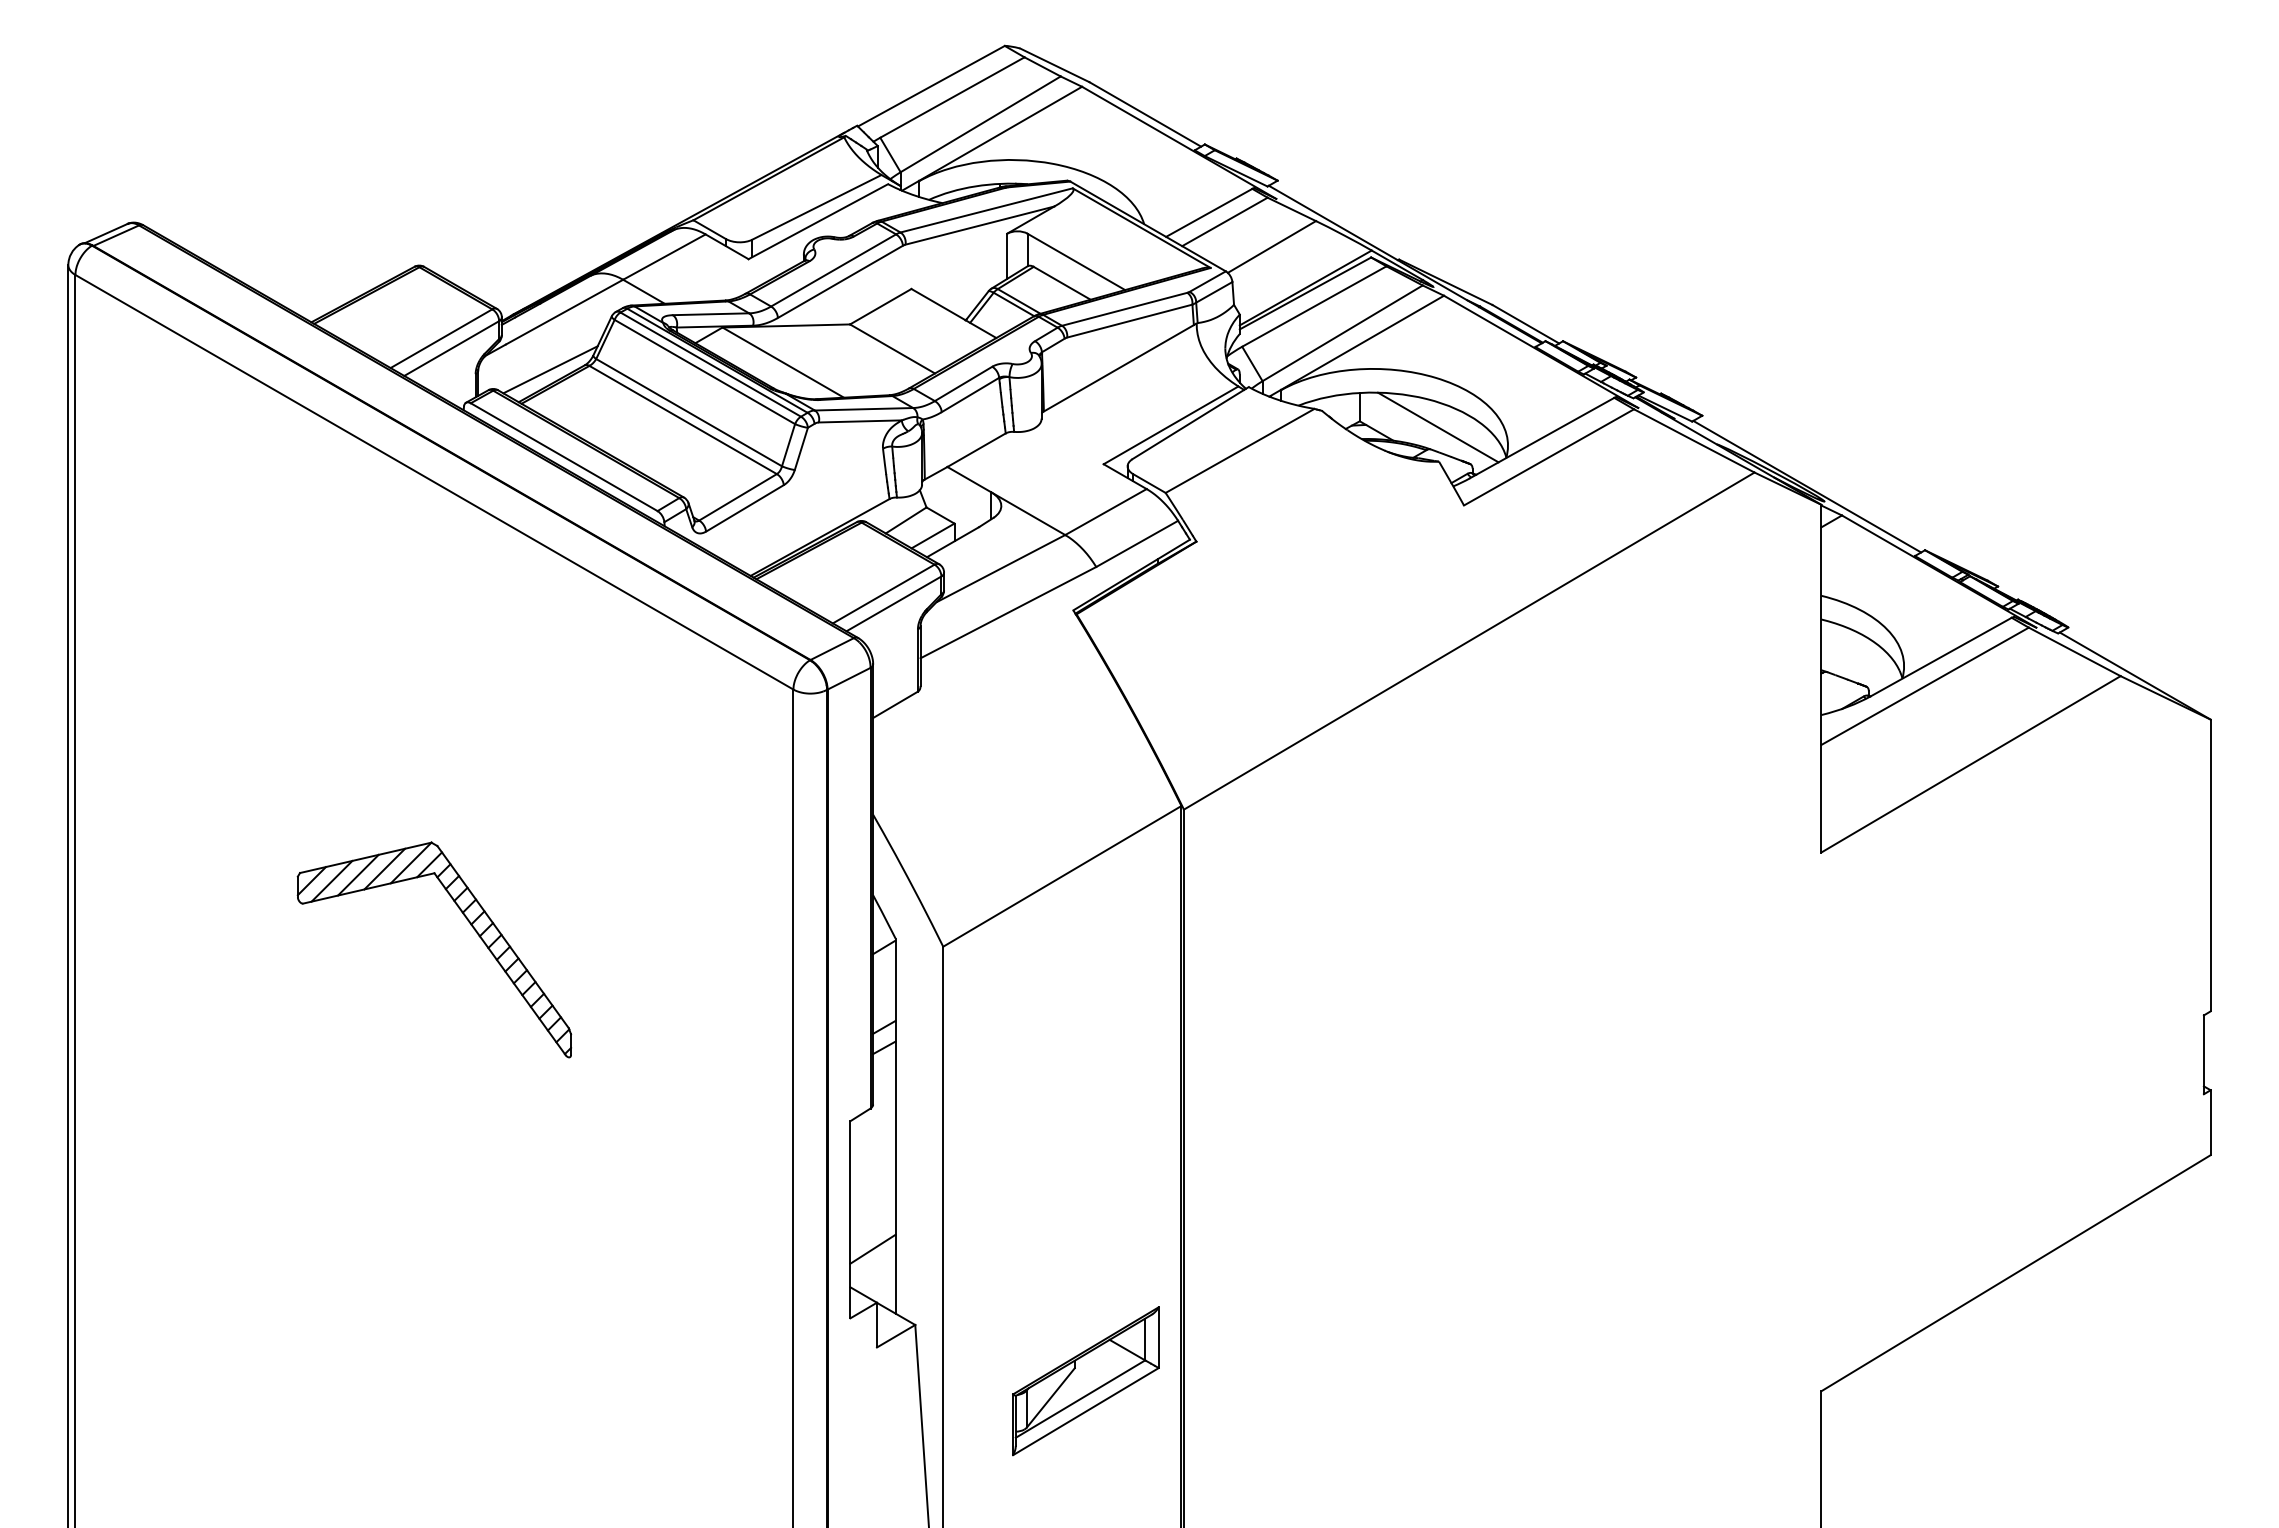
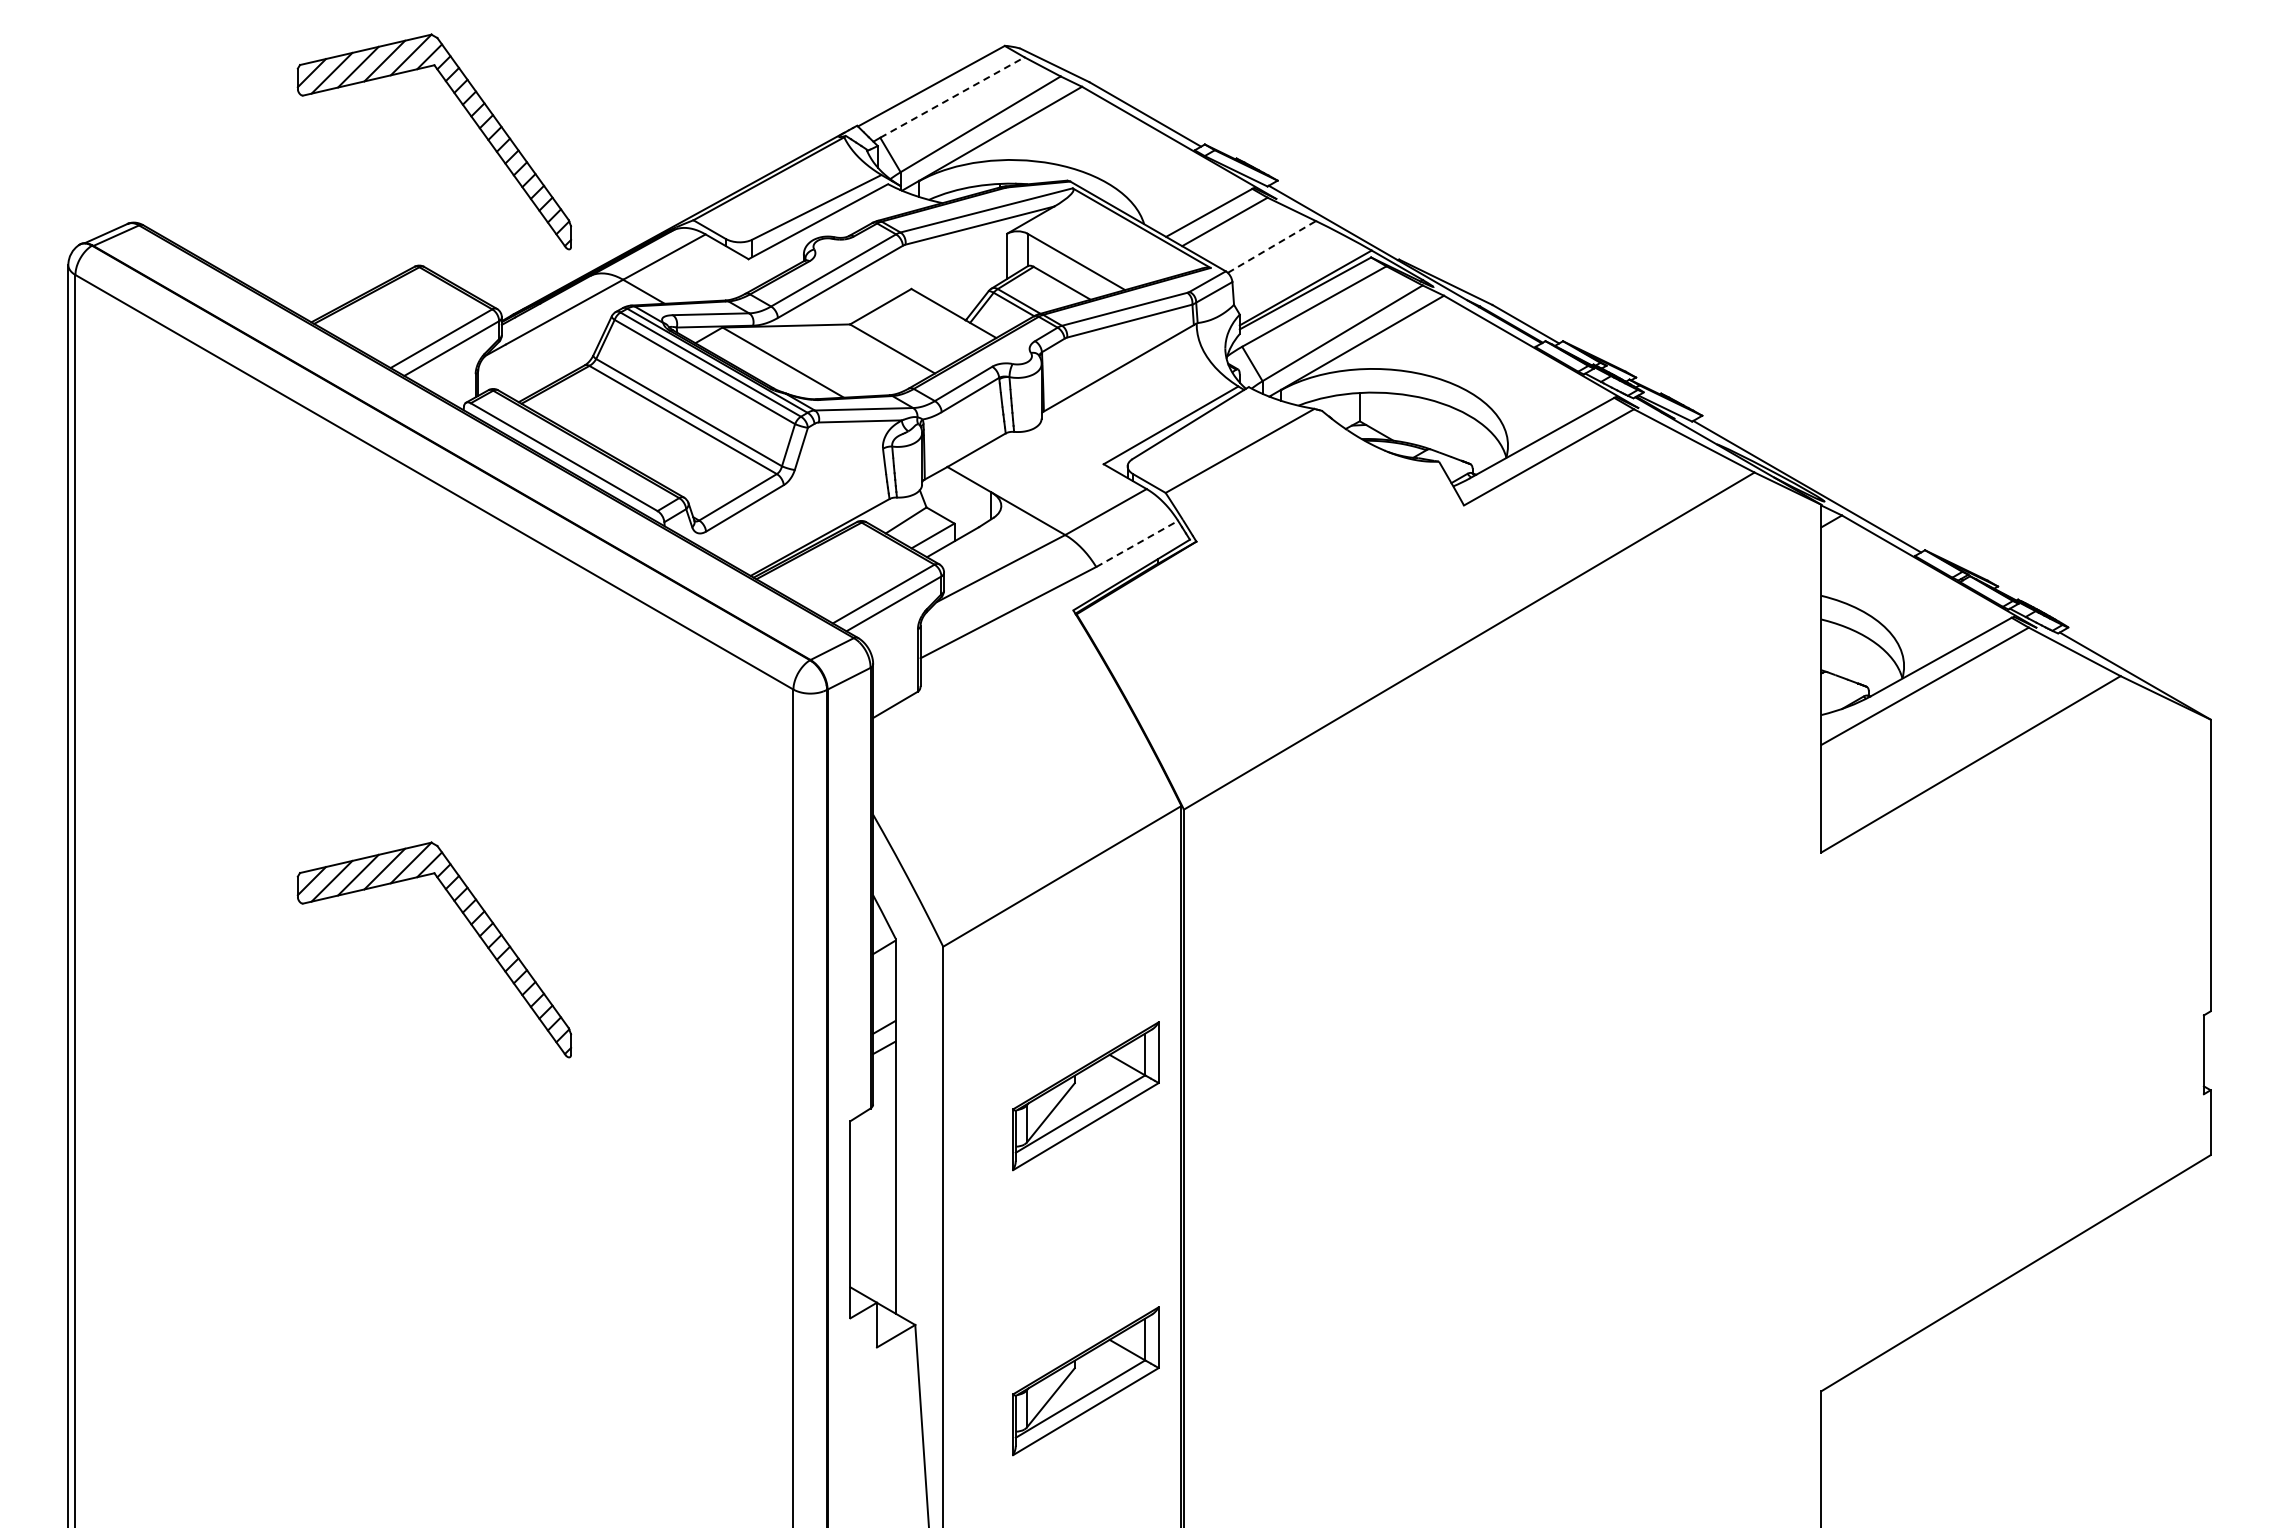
line: solid -> dashed (952, 97)
part: none -> present (470, 117)
line: solid -> dashed (1272, 246)
line: present -> none (550, 369)
line: present -> none (1438, 427)
line: solid -> dashed (1137, 543)
part: none -> present (1085, 1096)
line: present -> none (872, 1248)
